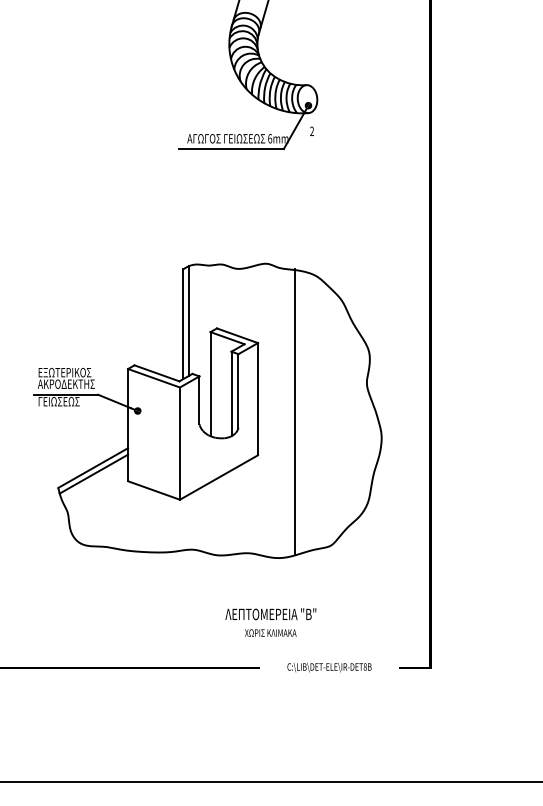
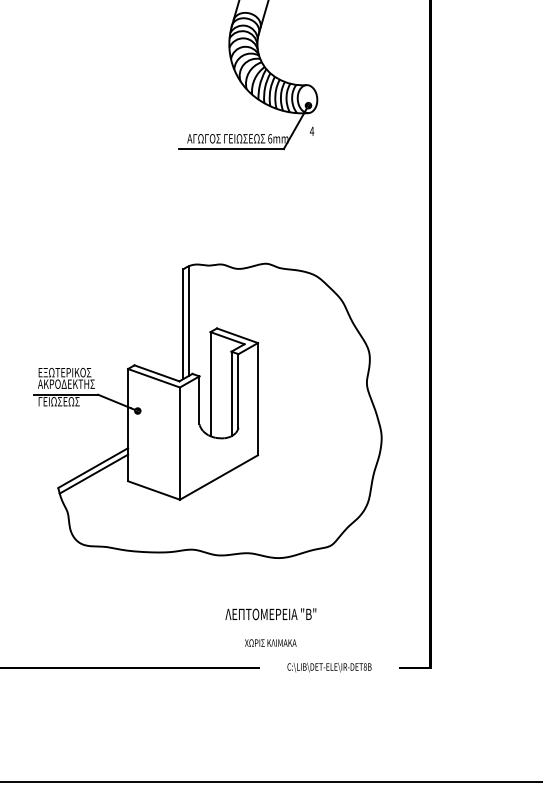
text: 2 -> 4 (311, 130)
line: present -> none (295, 412)
text position: (270, 632) -> (270, 642) (270, 642)
